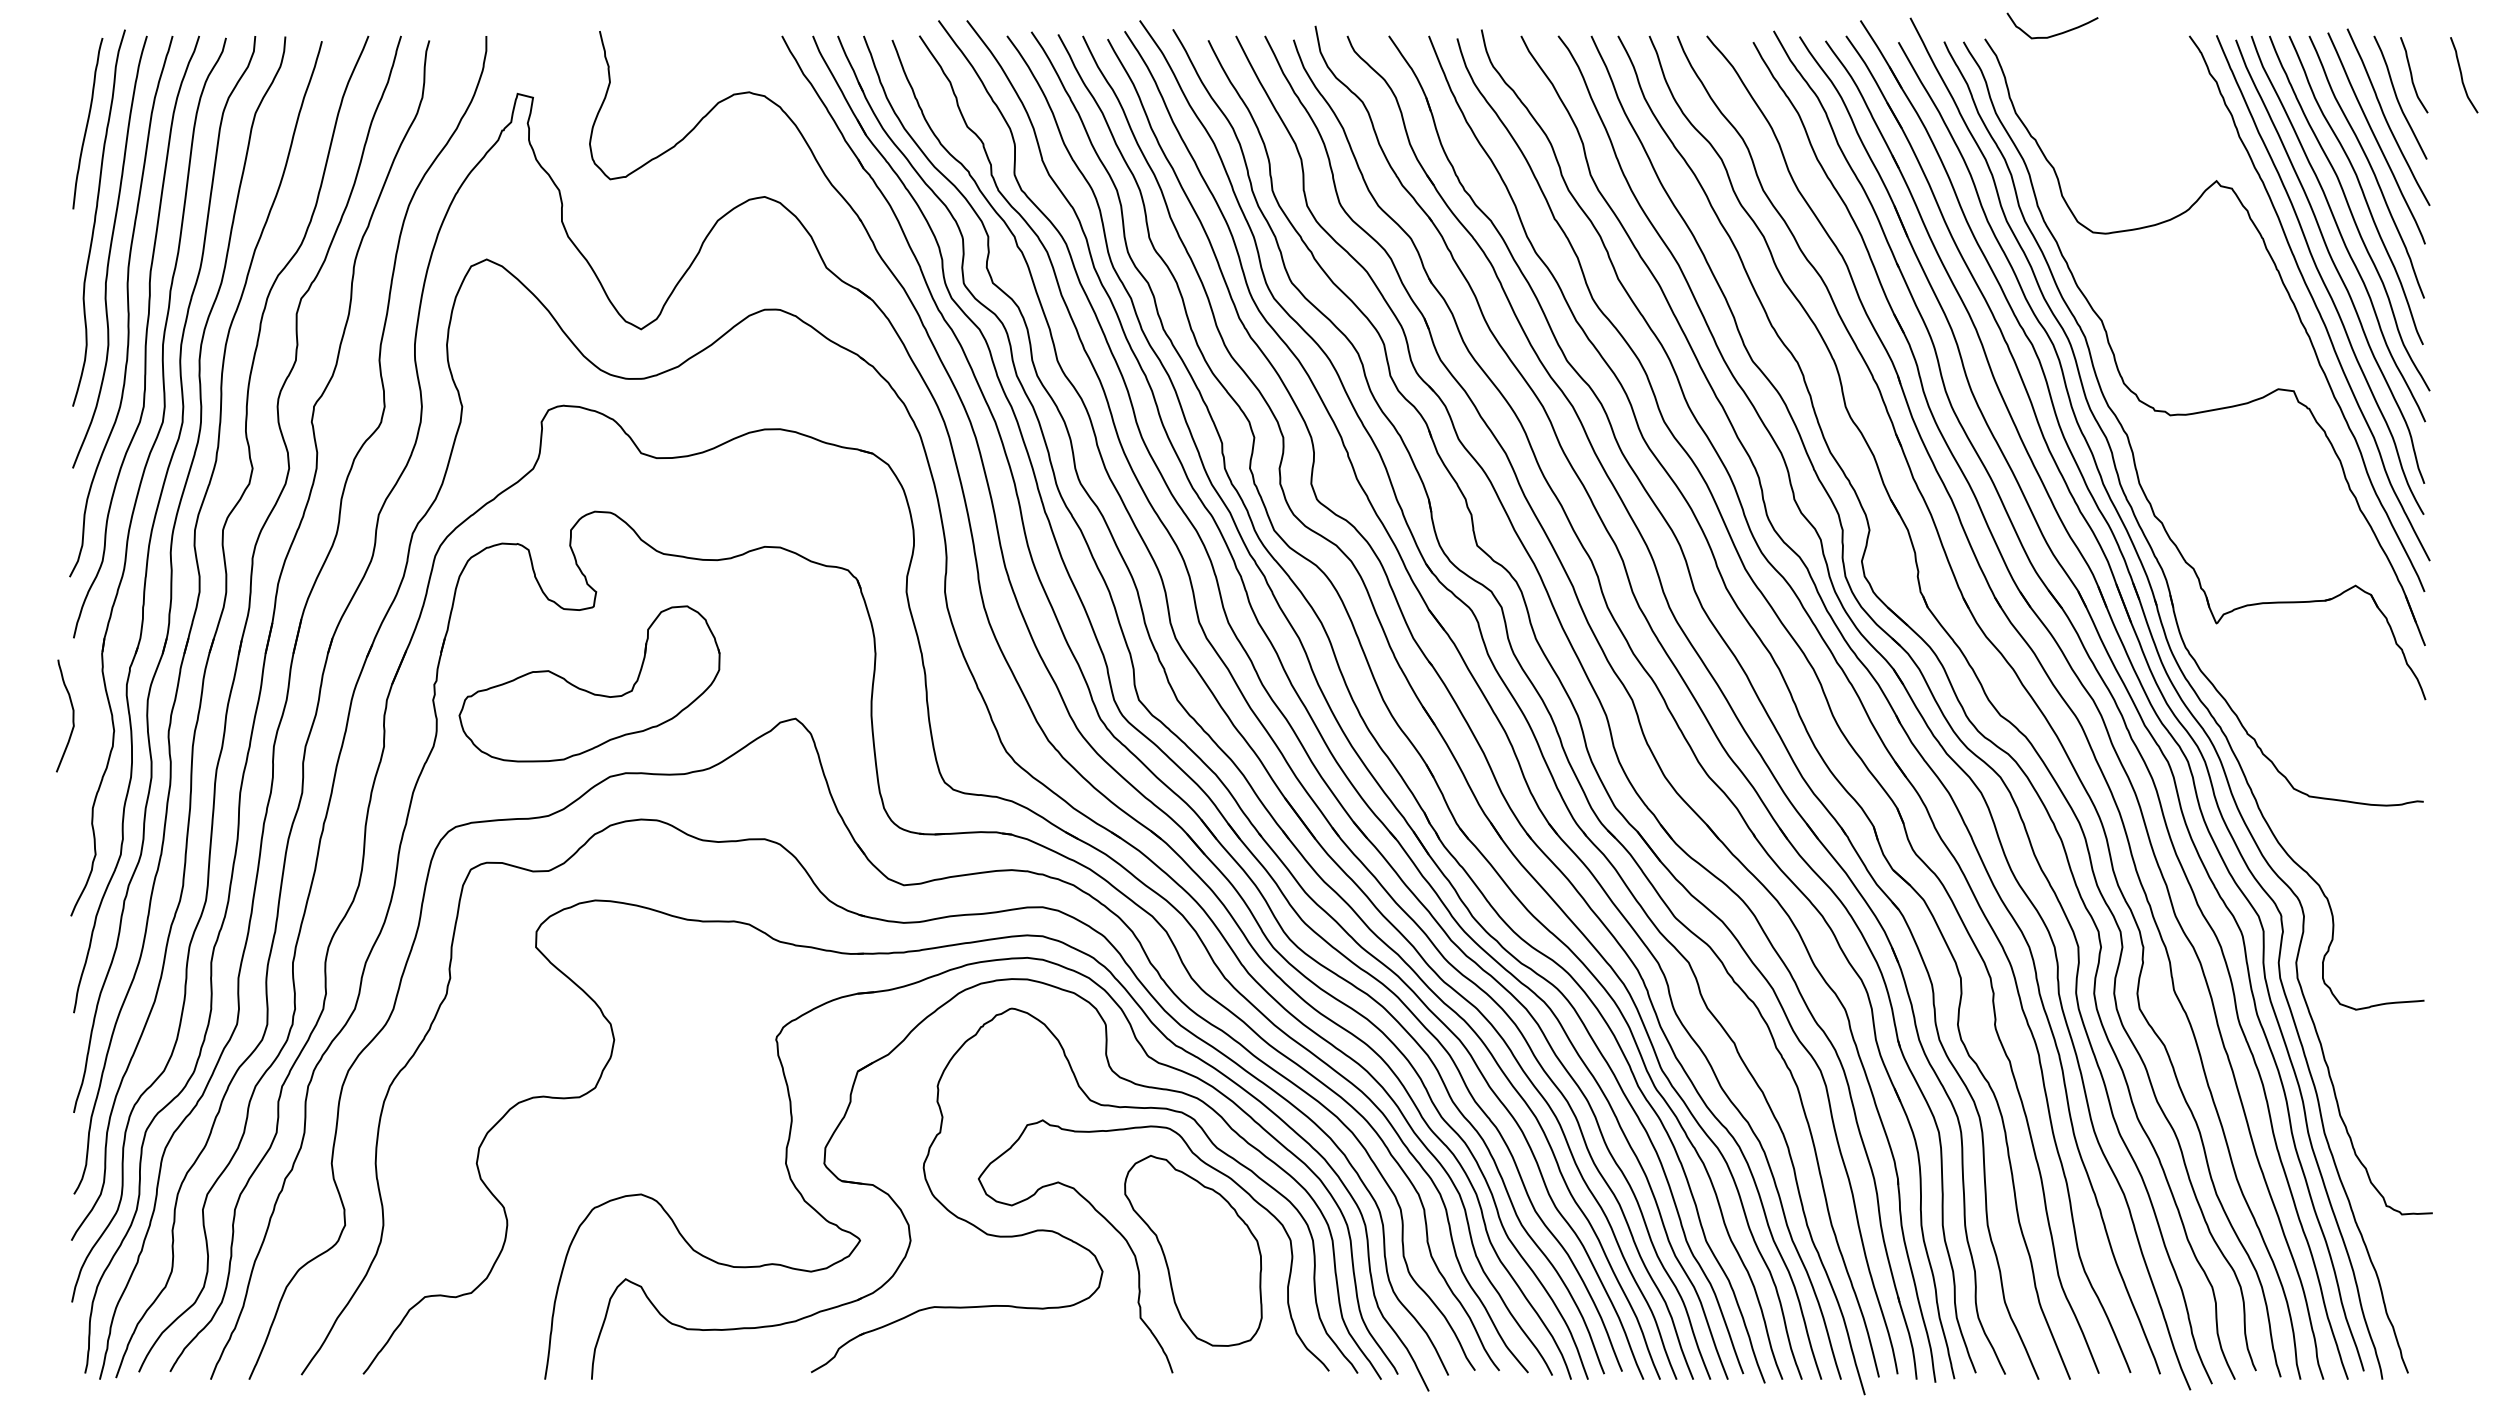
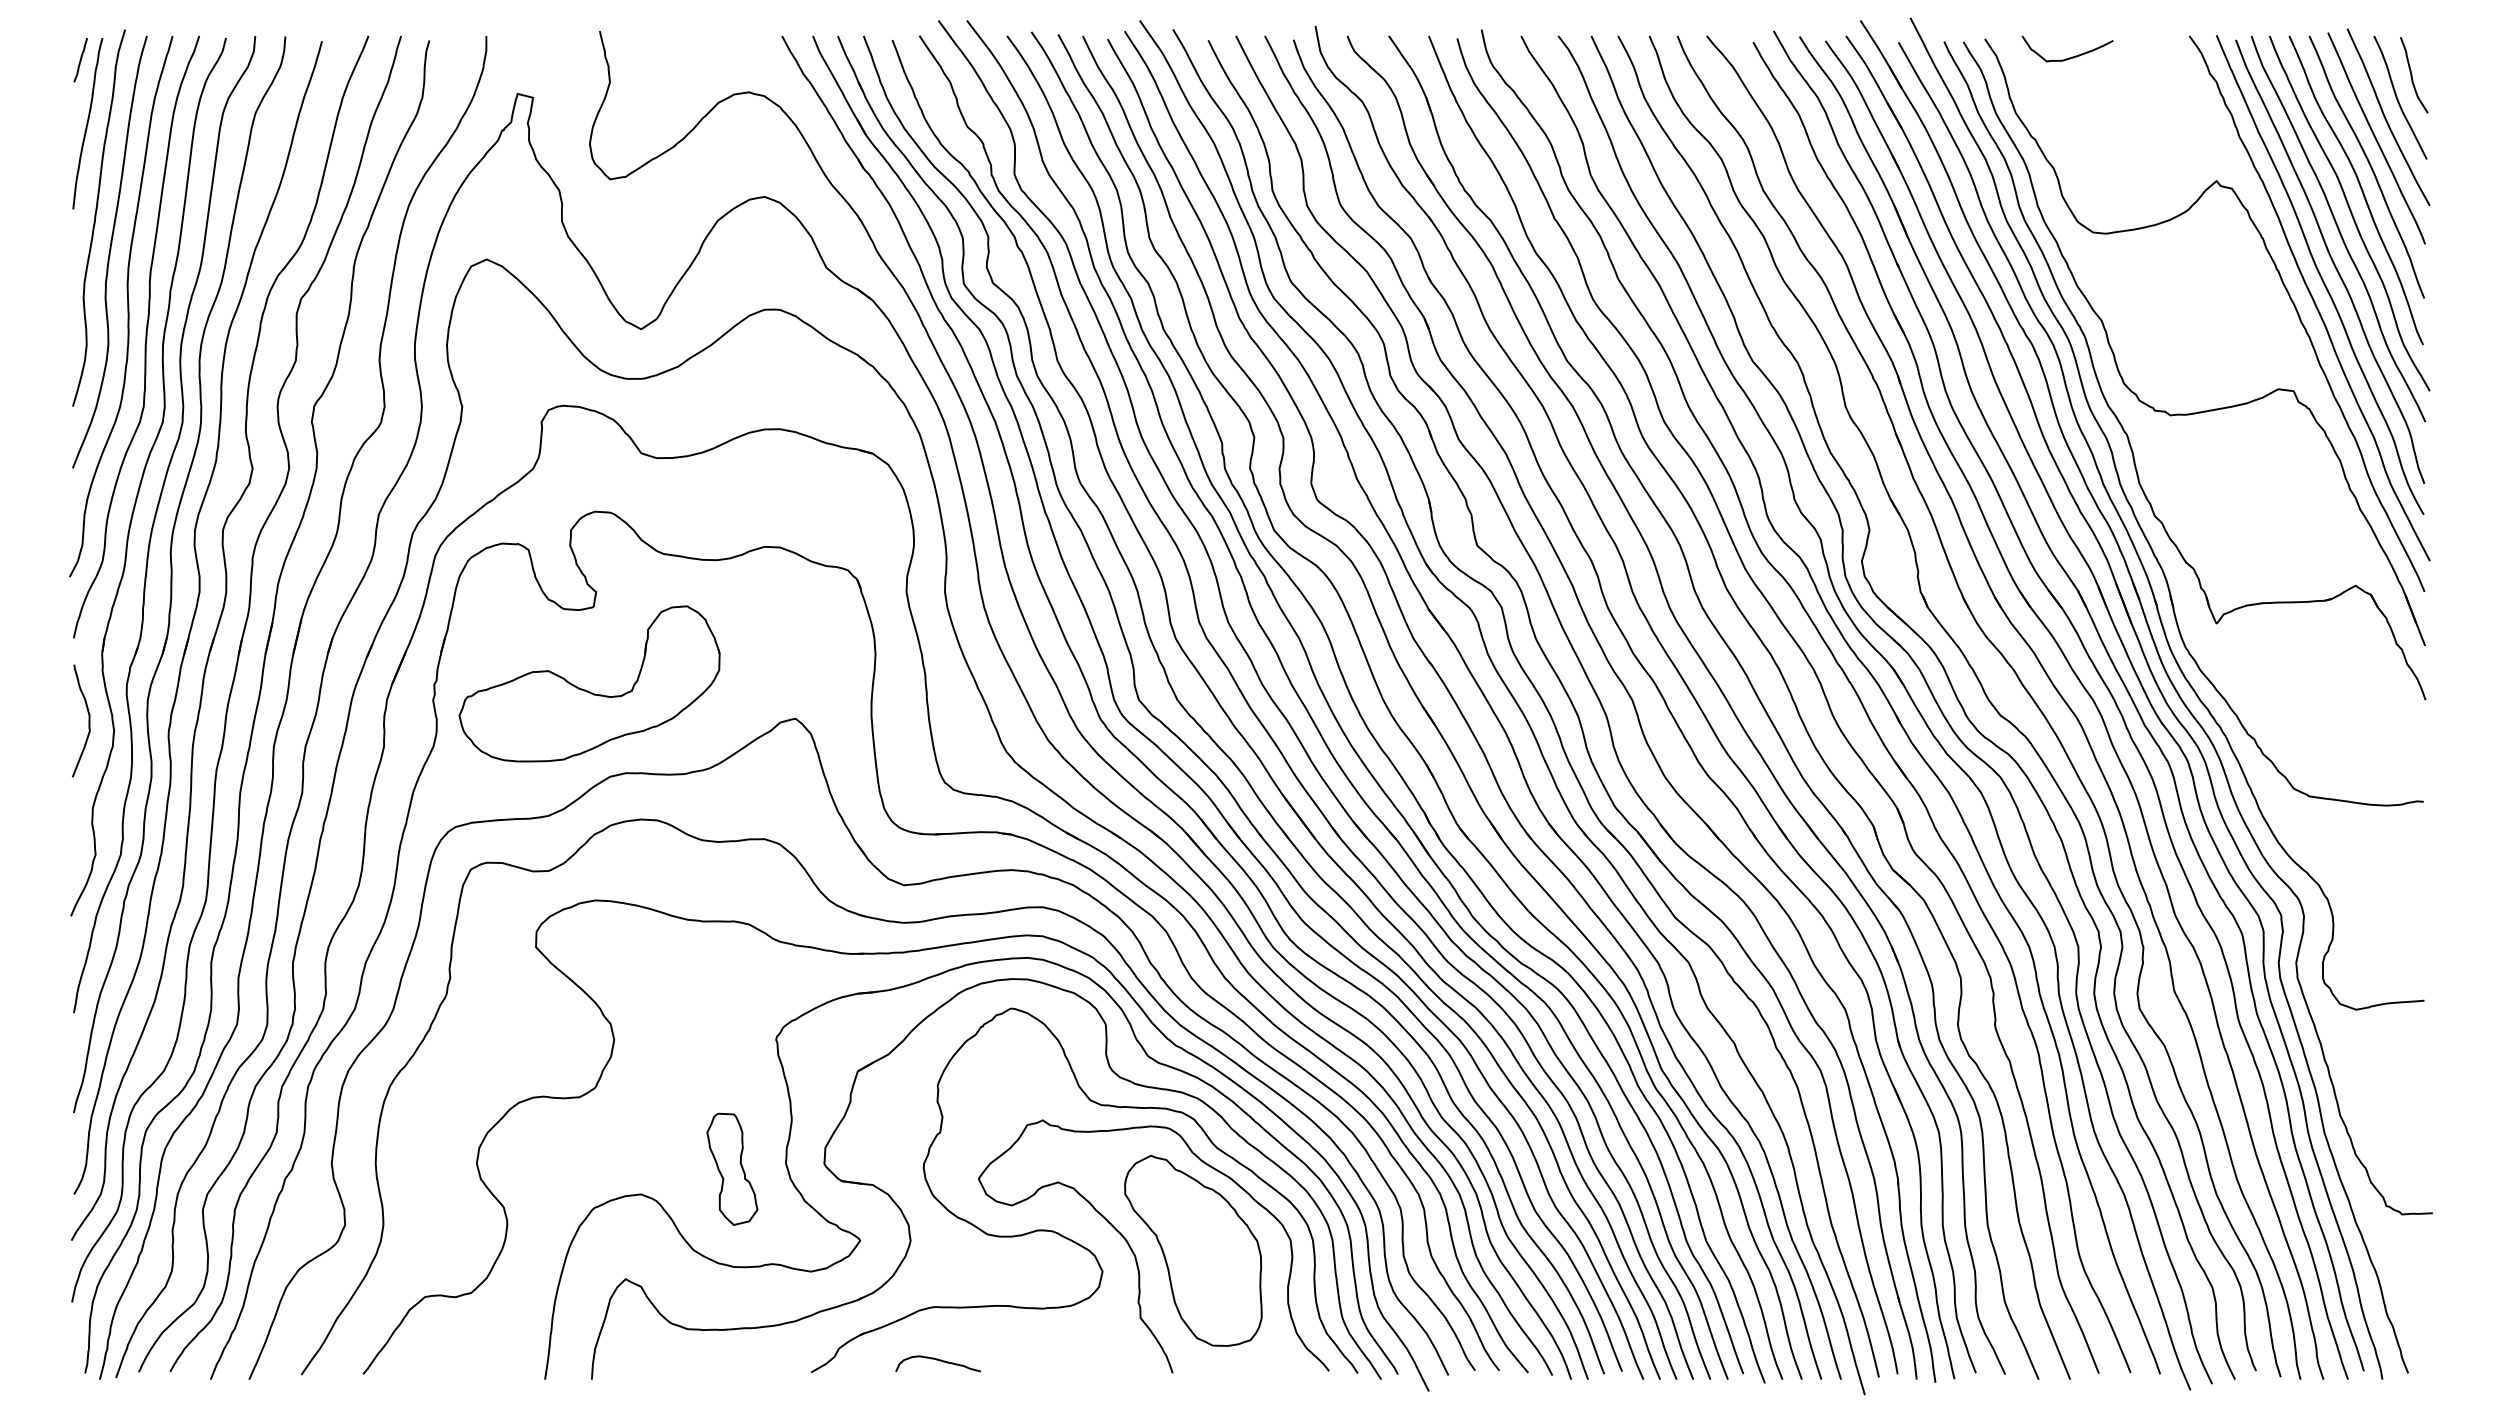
curve position: (2053, 34) -> (2068, 57) (2068, 57)
line: none -> present (80, 60)
curve: present -> none (2462, 75)
curve position: (72, 715) -> (88, 720) (88, 720)
part: none -> present (732, 1168)
curve: none -> present (939, 1361)
